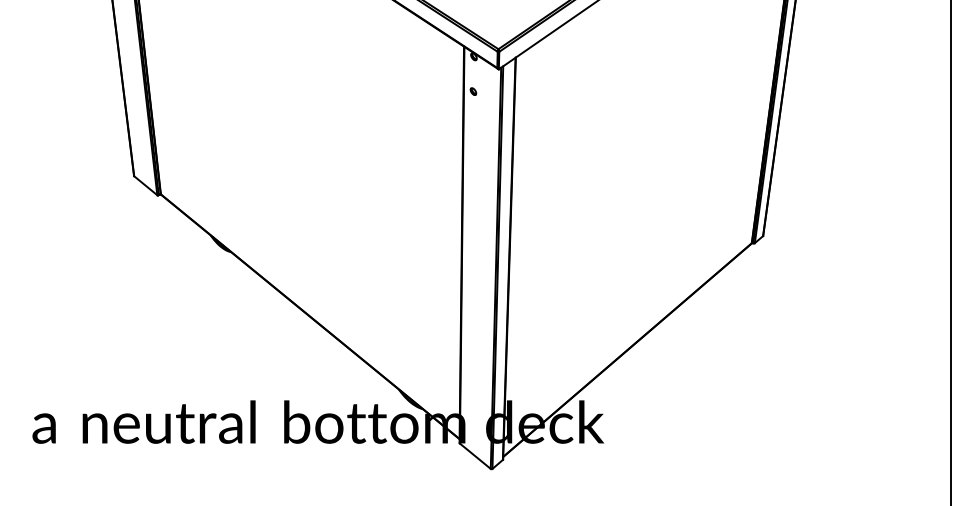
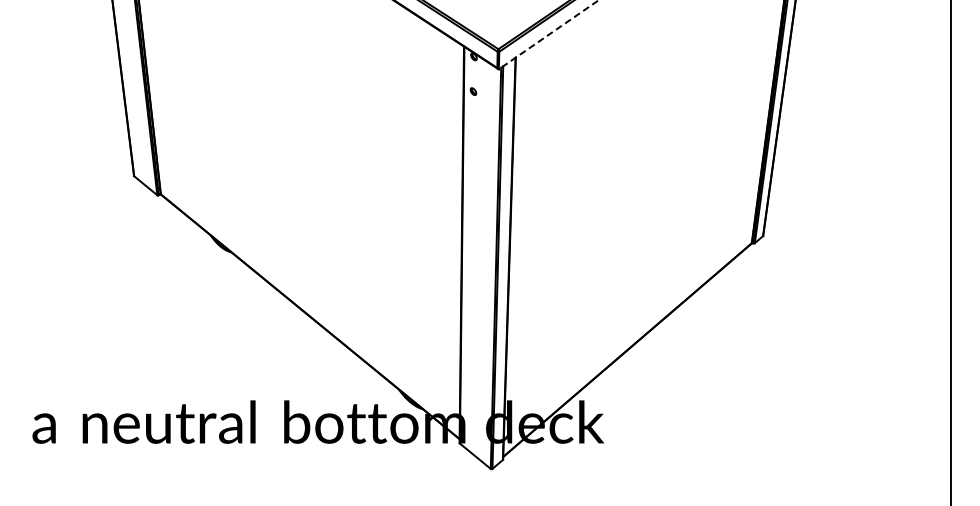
line: solid -> dashed (548, 34)
